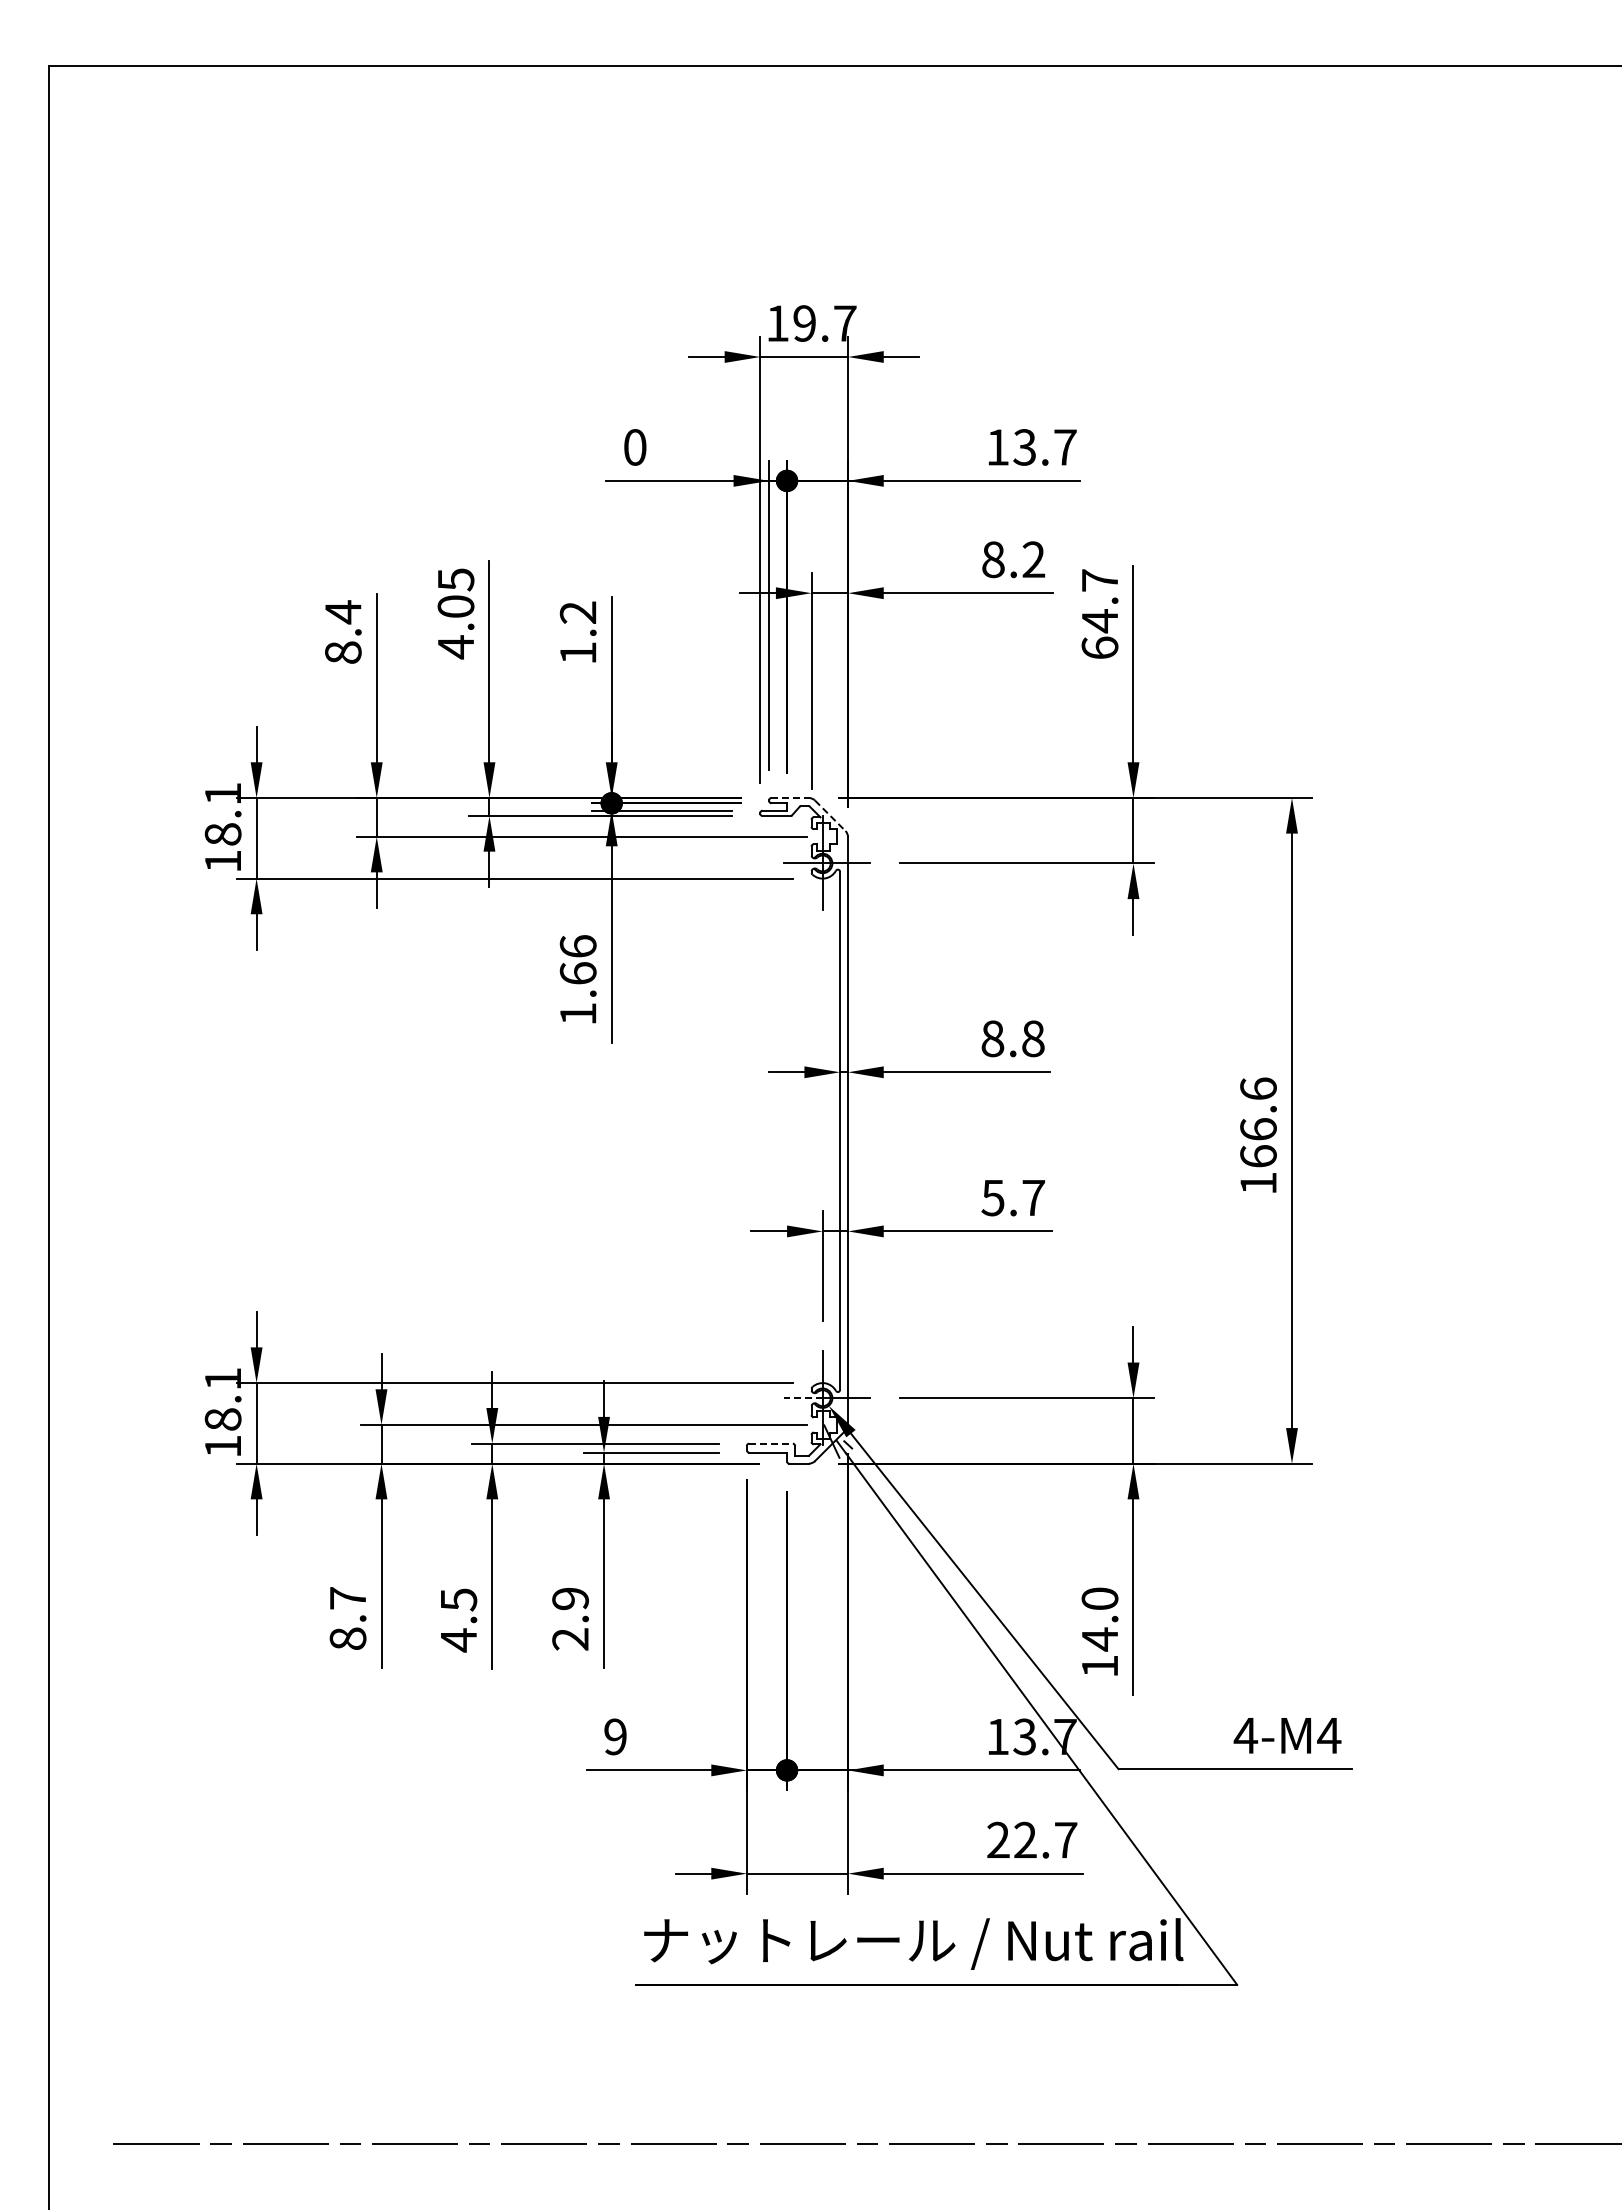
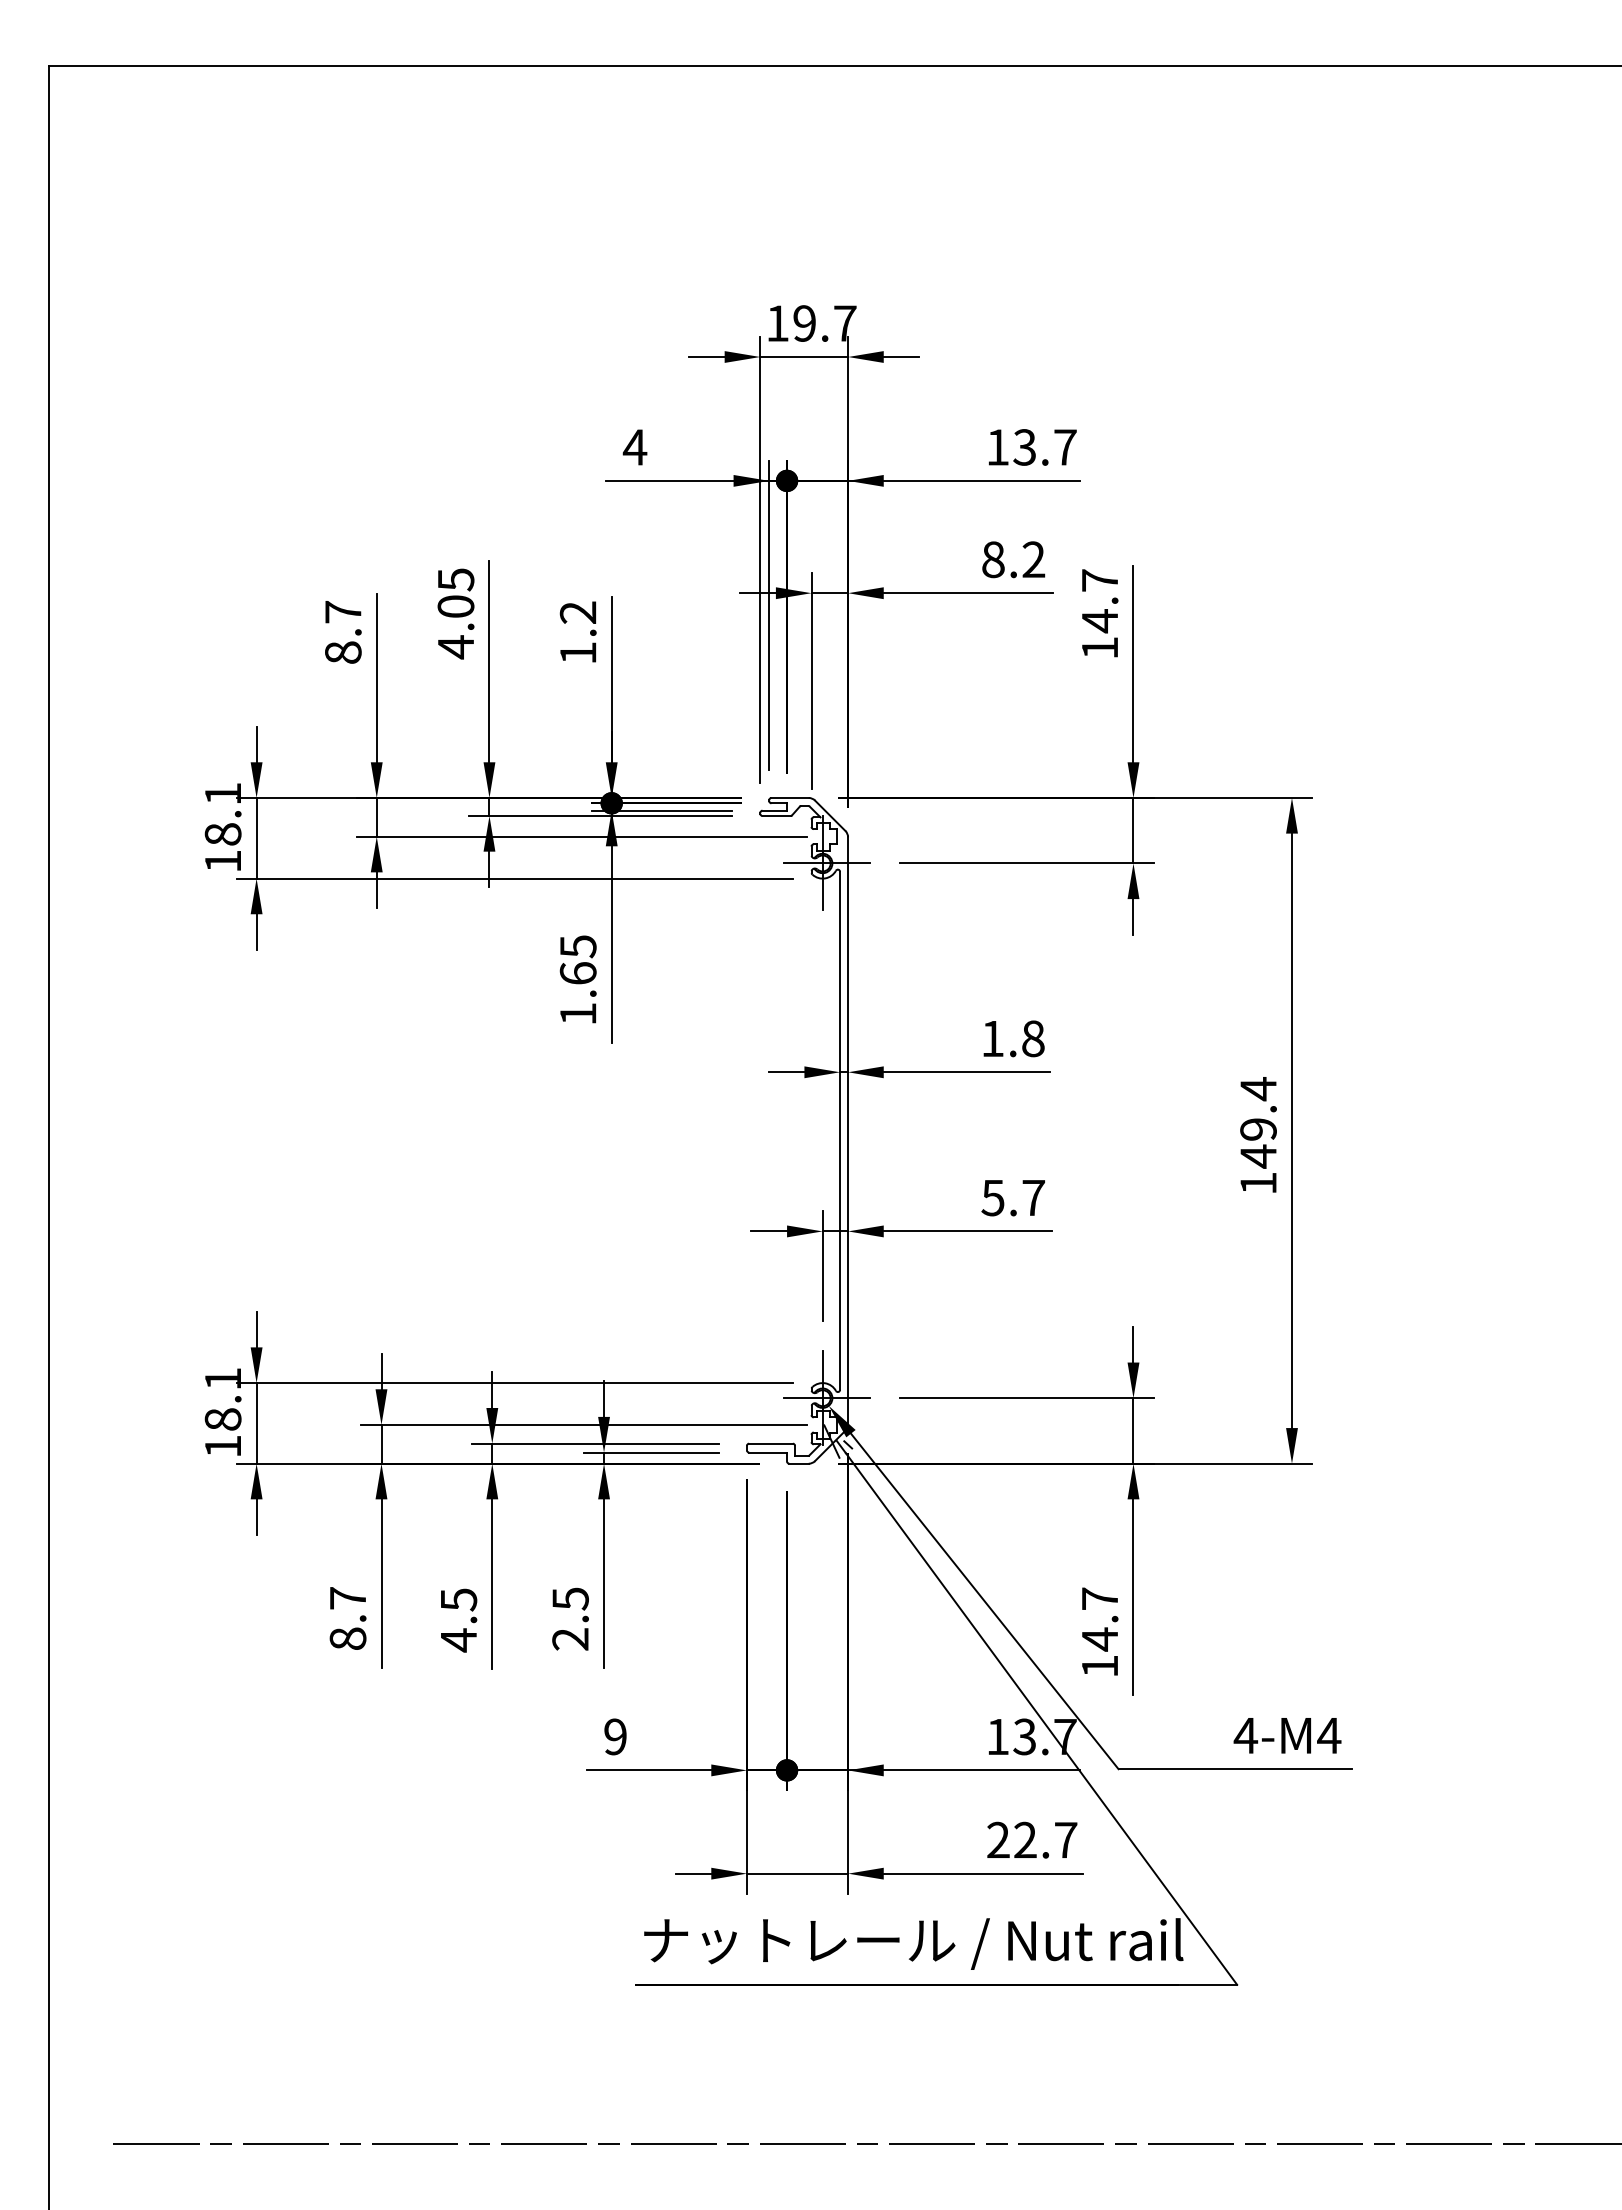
text: 0 -> 4 (634, 447)
text: 8.4 -> 8.7 (343, 612)
text: 64.7 -> 14.7 (1099, 647)
line: dashed -> solid (790, 797)
line: dashed -> solid (830, 815)
text: 1.66 -> 1.65 (577, 946)
text: 8.8 -> 1.8 (992, 1038)
text: 166.6 -> 149.4 (1258, 1122)
line: dashed -> solid (802, 1398)
line: dashed -> solid (771, 1443)
text: 2.9 -> 2.5 (570, 1598)
text: 14.0 -> 14.7 (1099, 1598)
